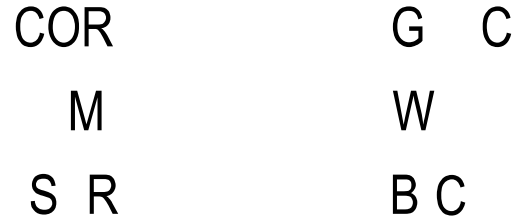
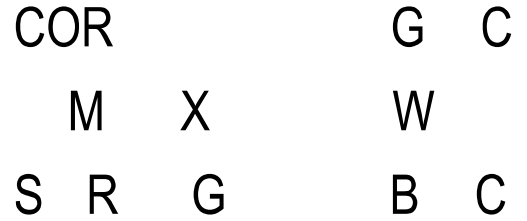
fill: none -> present (194, 110)
fill: none -> present (208, 193)
part position: (43, 194) -> (28, 194) (28, 194)
part position: (441, 195) -> (481, 194) (481, 194)
